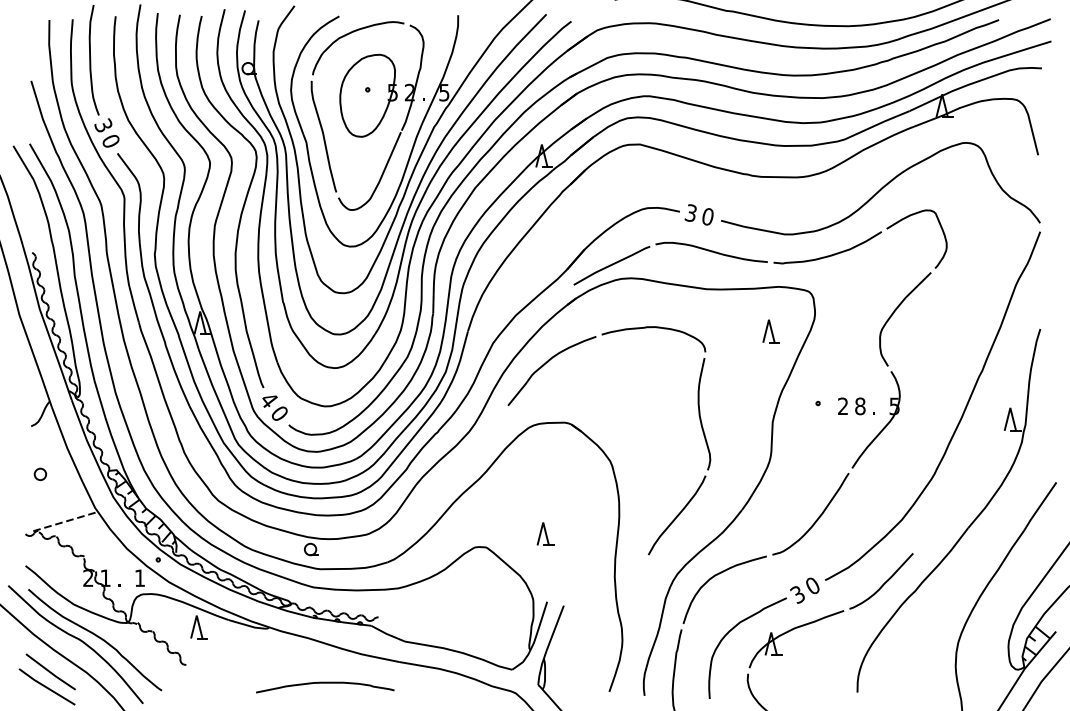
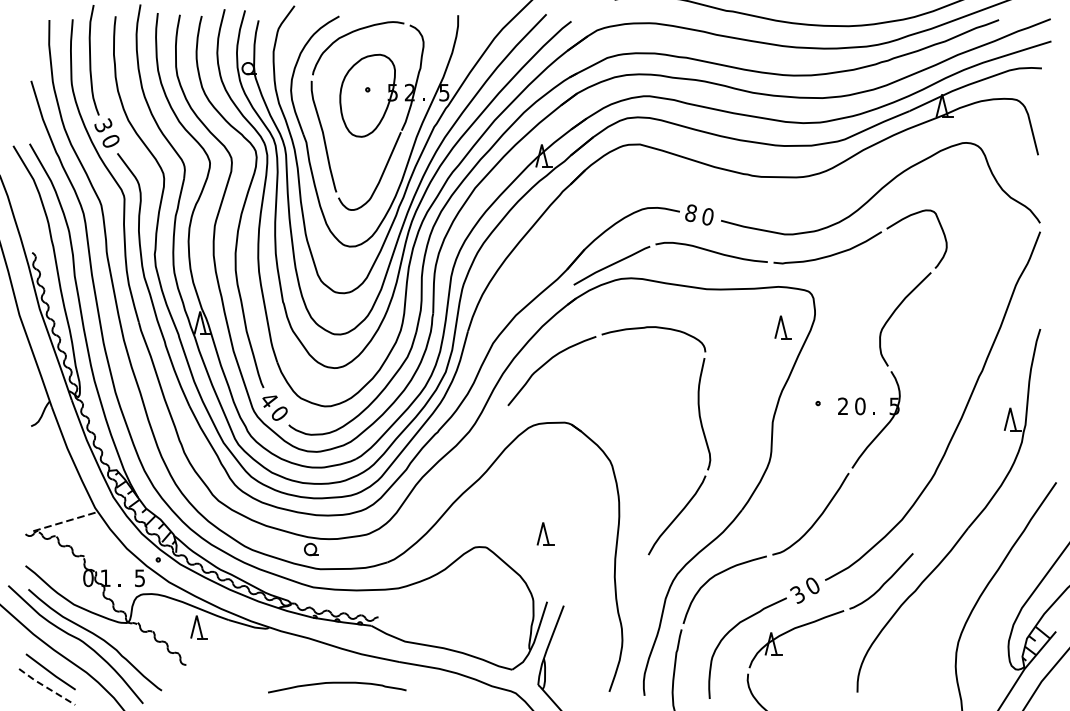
text: 3 -> 8 (690, 213)
part position: (770, 331) -> (782, 327) (782, 327)
text: 8 -> 0 (860, 405)
circle: present -> none (40, 473)
text: 2 -> 0 (88, 578)
text: 1 -> 5 (139, 578)
curve position: (325, 683) -> (337, 683) (337, 683)
line: solid -> dashed (46, 687)
